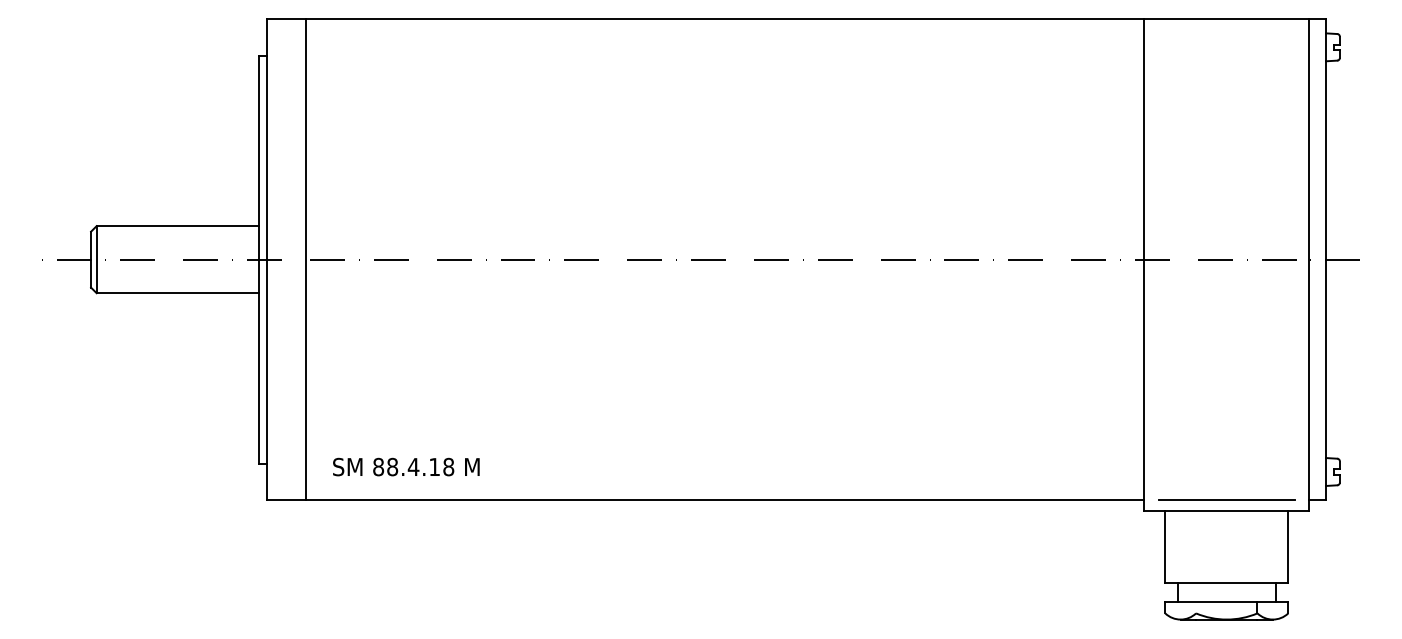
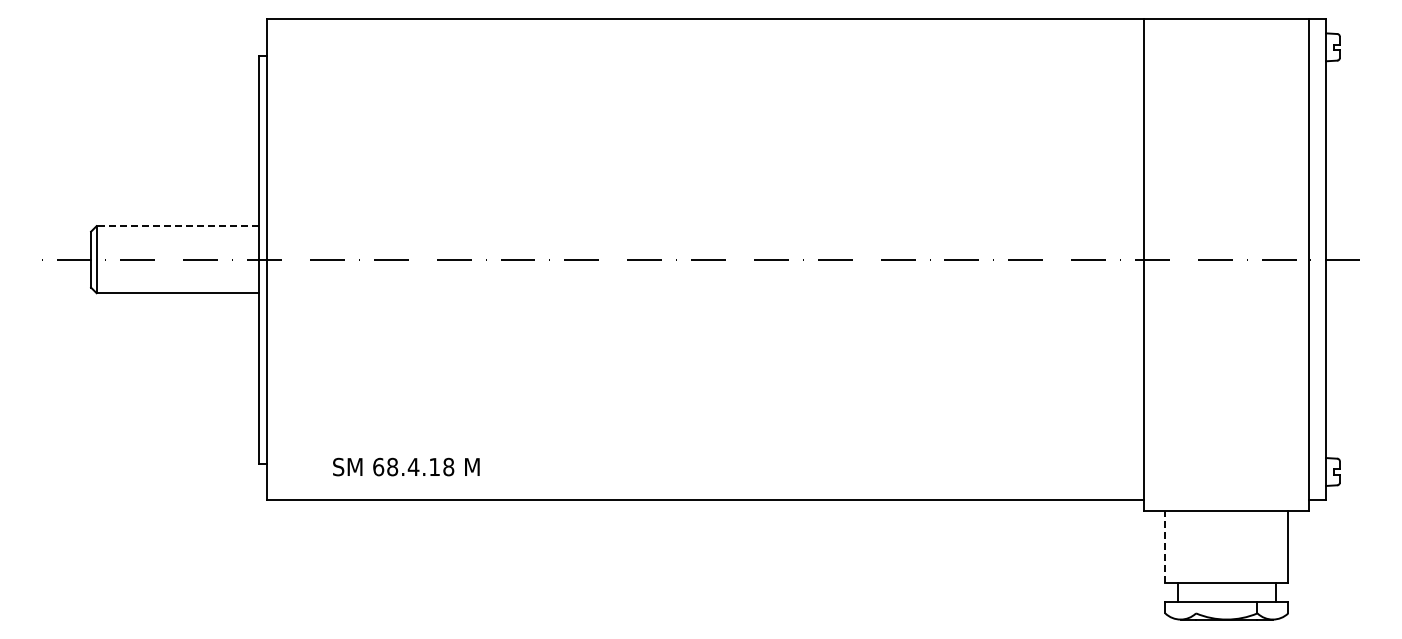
line: solid -> dashed (177, 226)
line: present -> none (306, 259)
text: 88.4.18 -> 68.4.18 (378, 466)
line: present -> none (1226, 499)
line: solid -> dashed (1165, 546)
